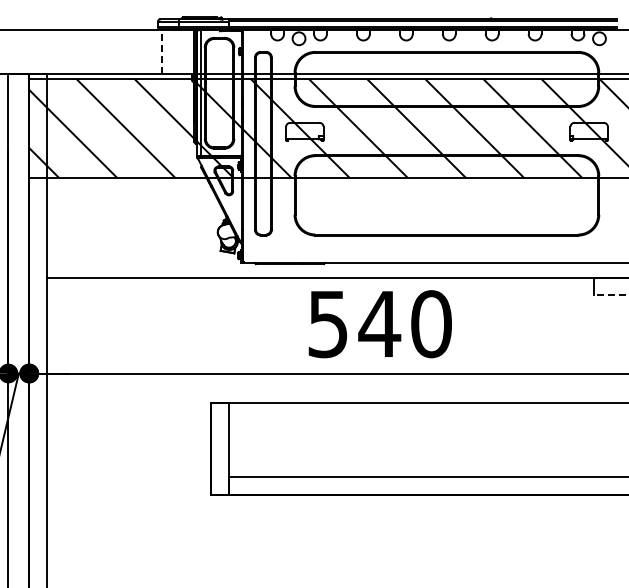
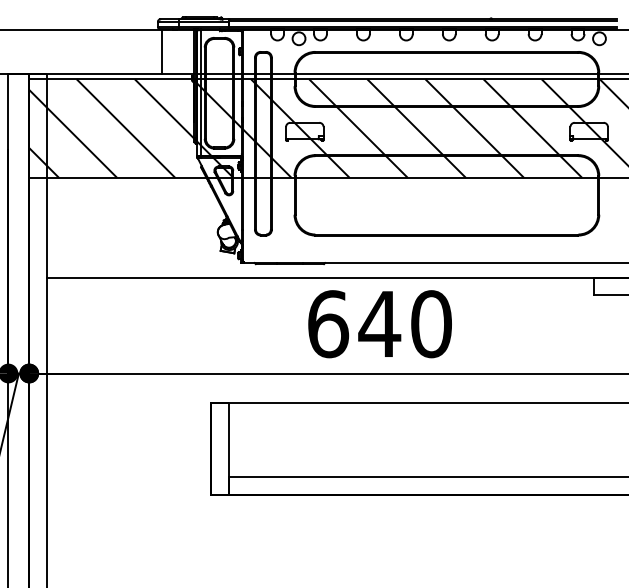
line: dashed -> solid (161, 51)
line: dashed -> solid (610, 295)
text: 540 -> 640 (328, 324)
